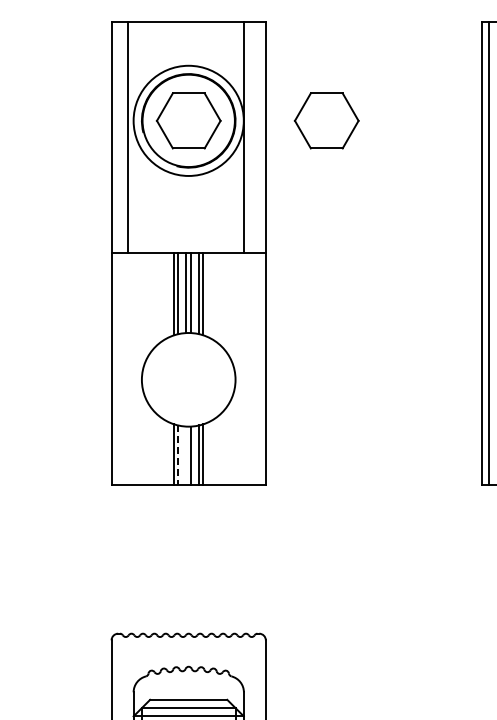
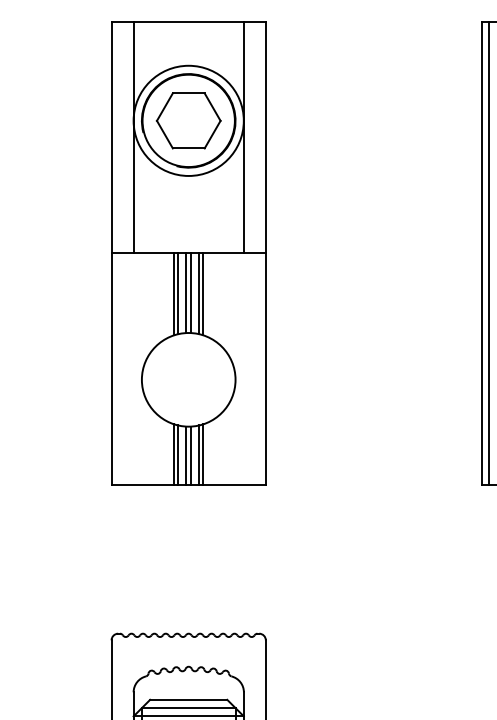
part: present -> none (326, 120)
line position: (127, 137) -> (133, 137) (133, 137)
line: dashed -> solid (178, 454)
line: none -> present (186, 455)
